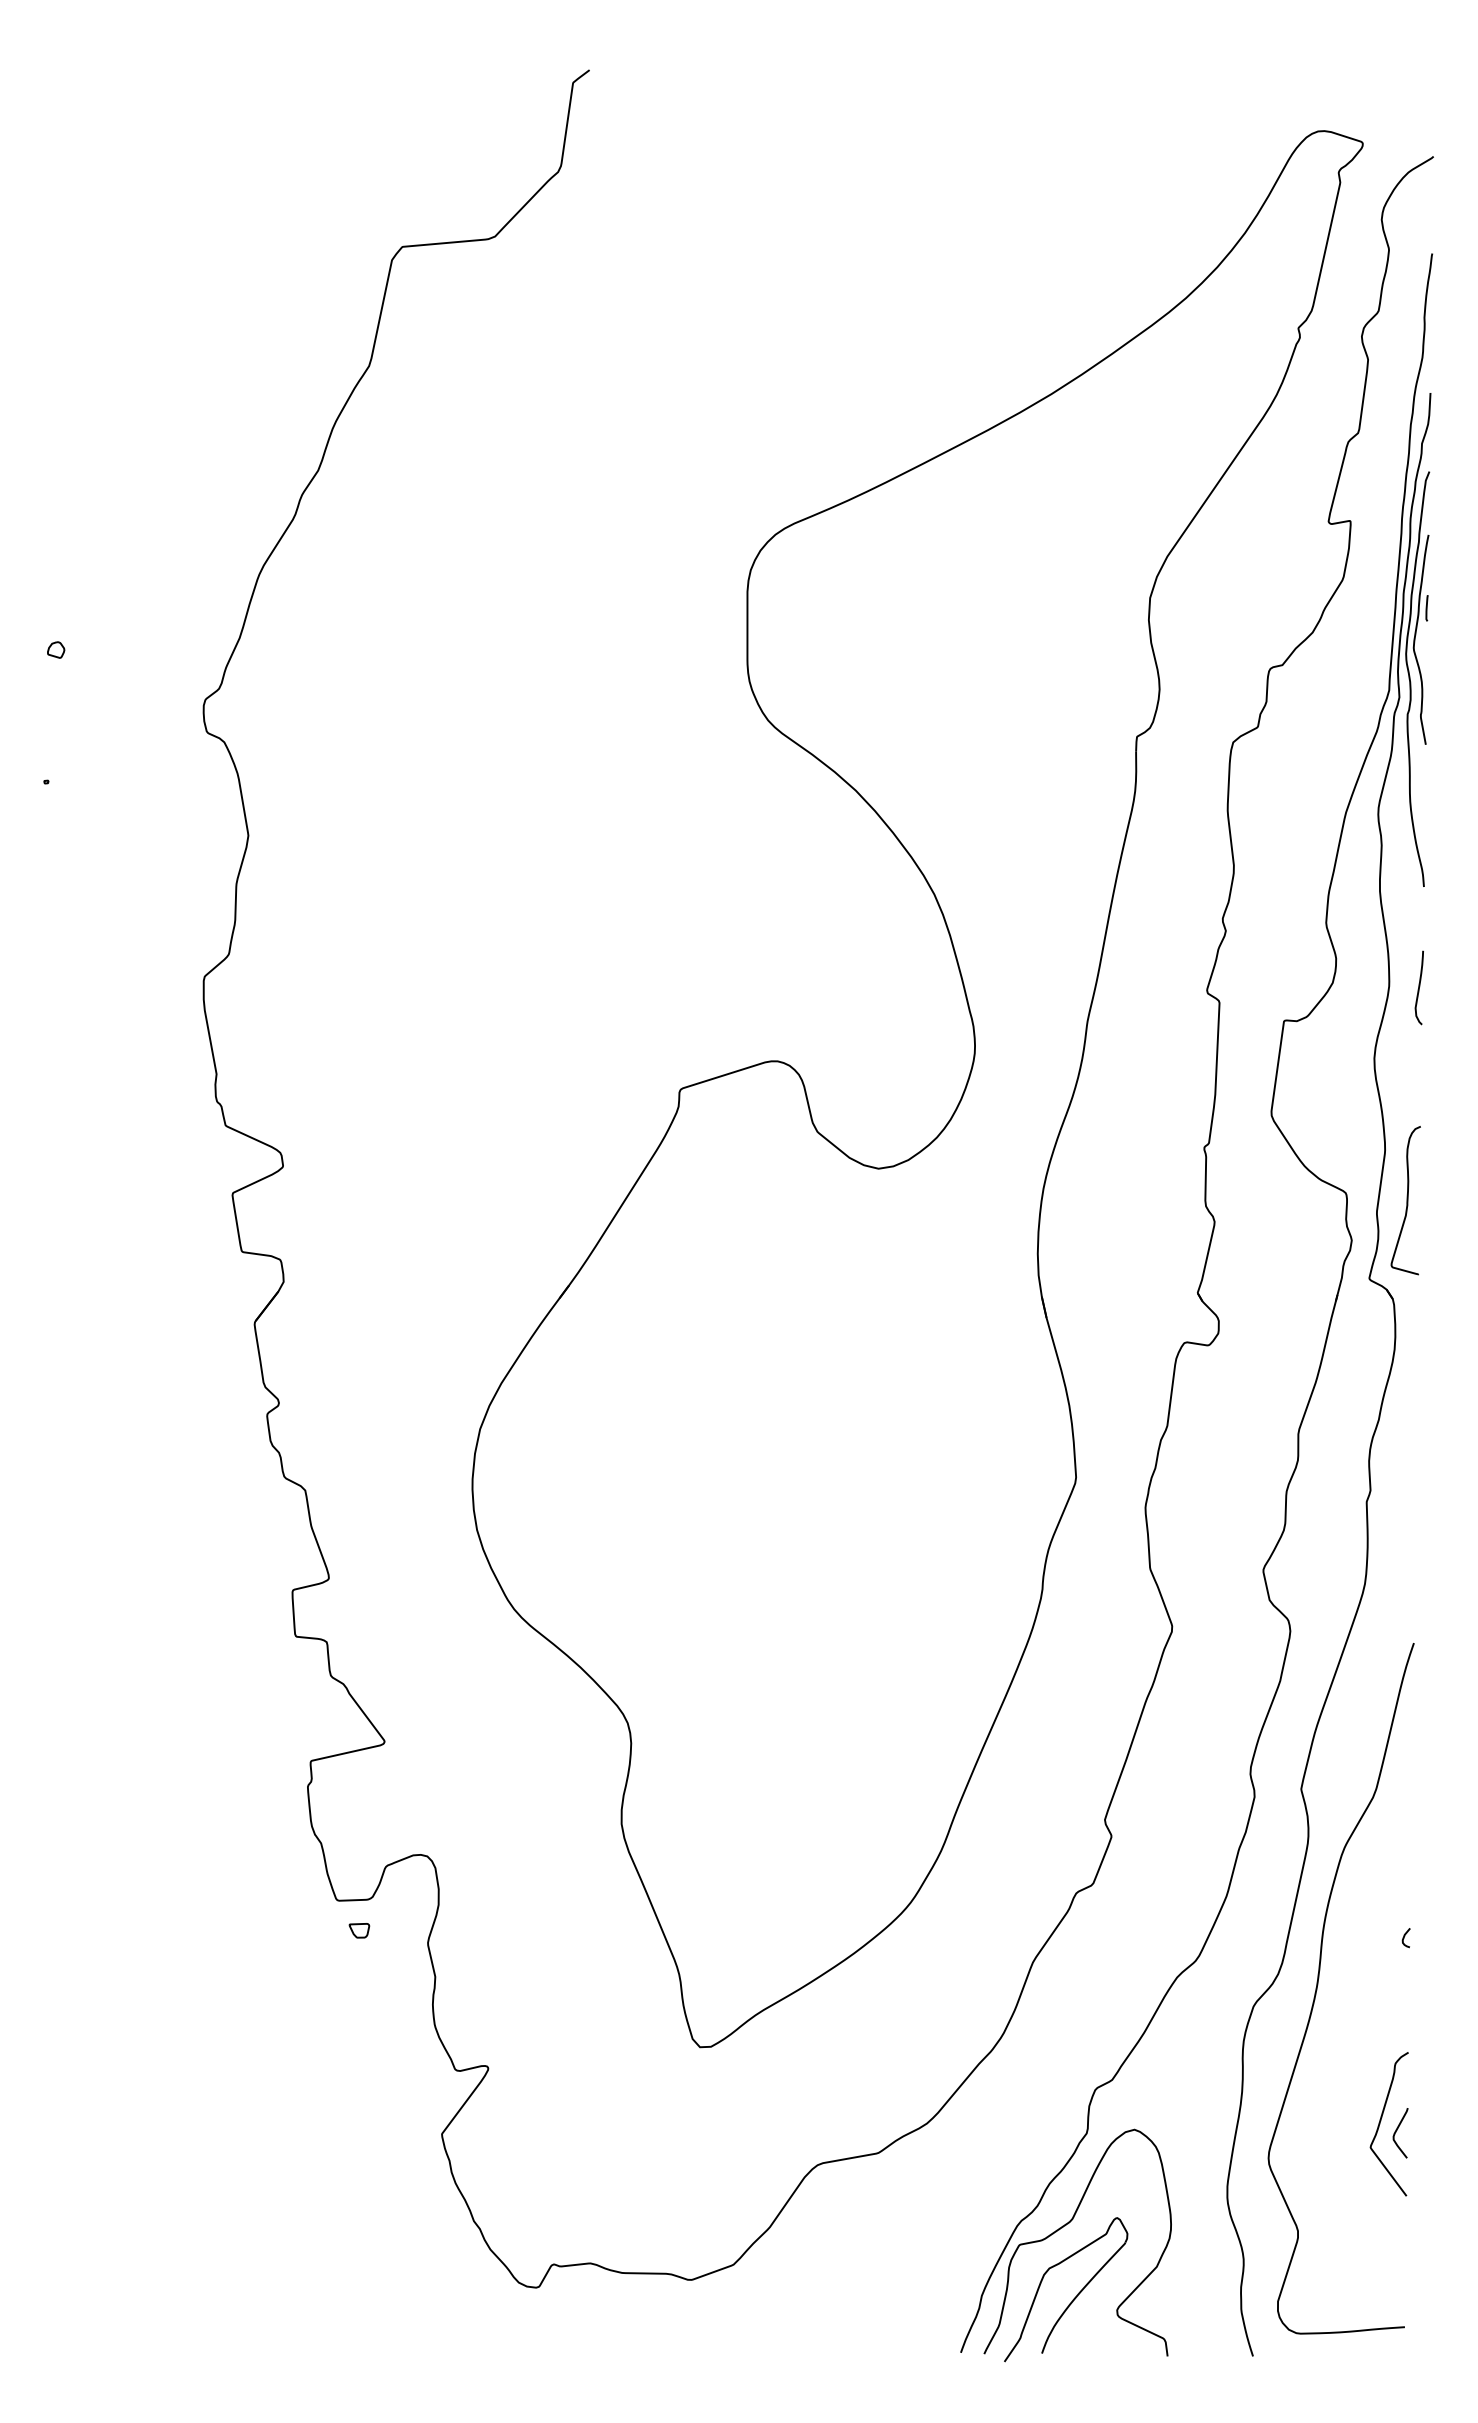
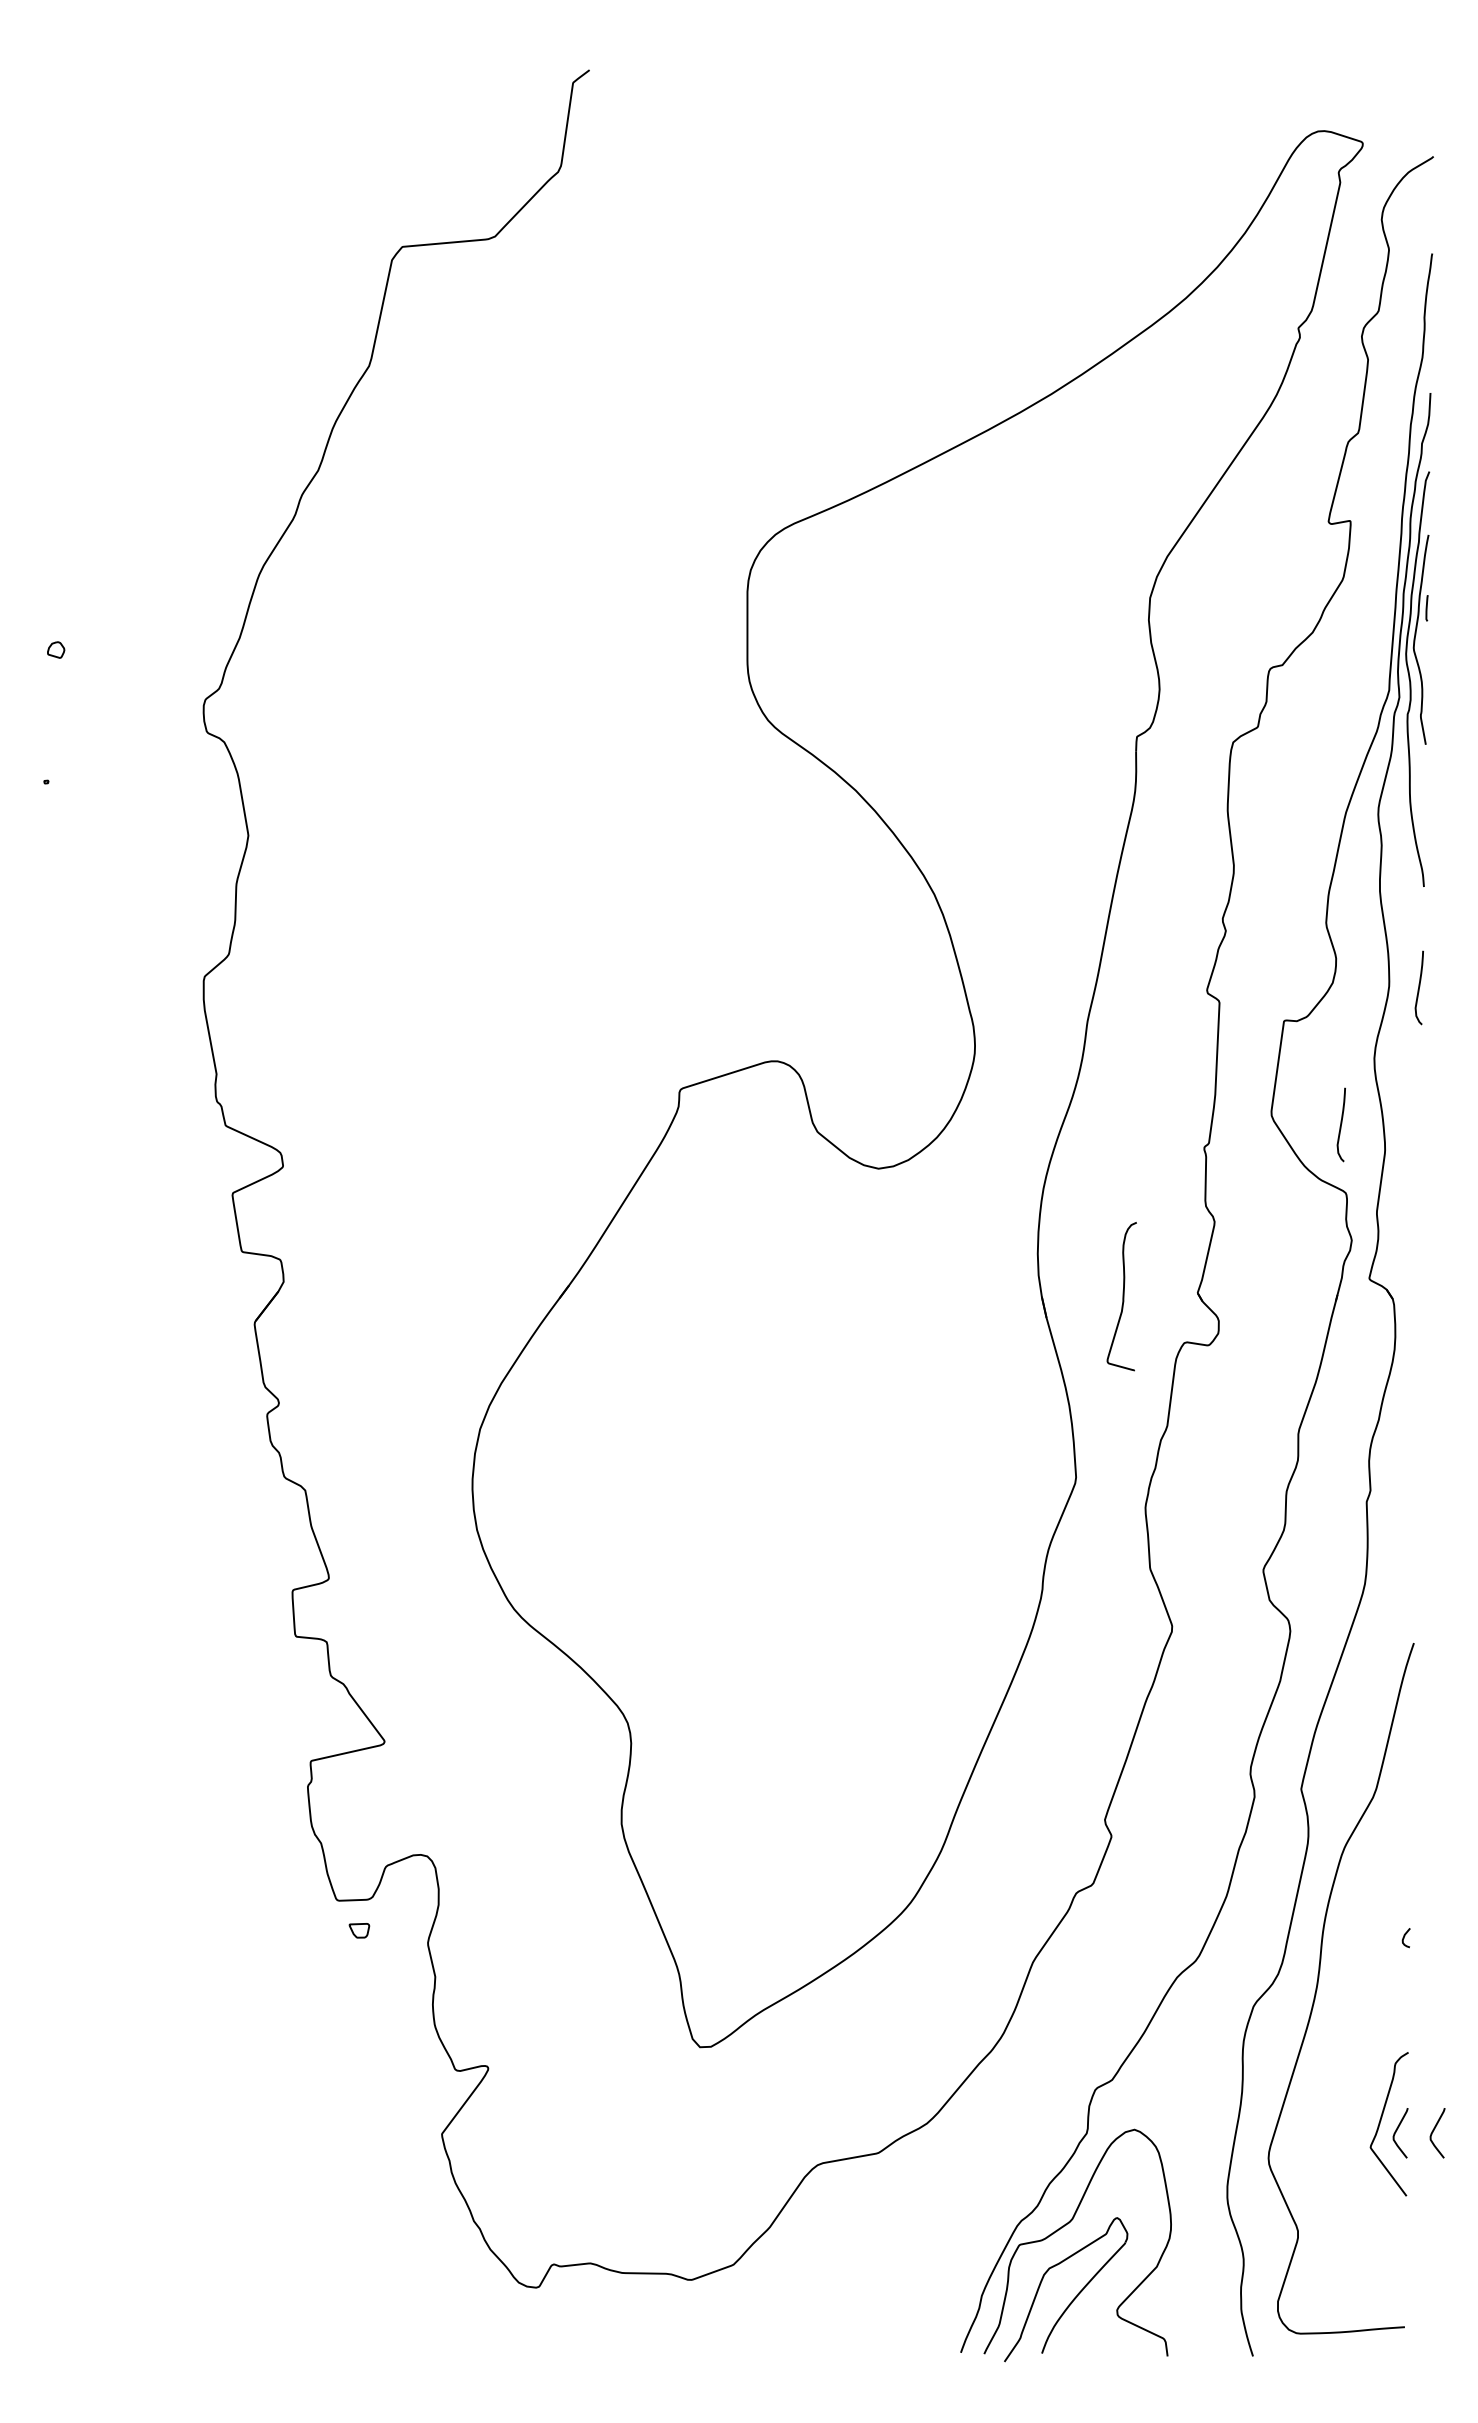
curve: none -> present (1340, 1124)
curve position: (1406, 1200) -> (1122, 1296) (1122, 1296)
curve: none -> present (1433, 2132)
